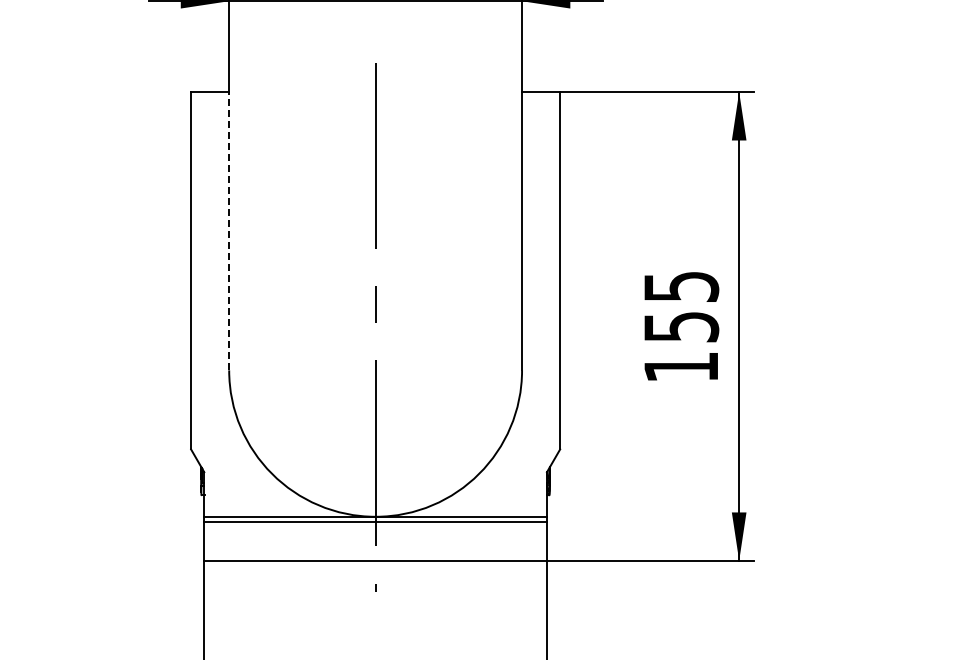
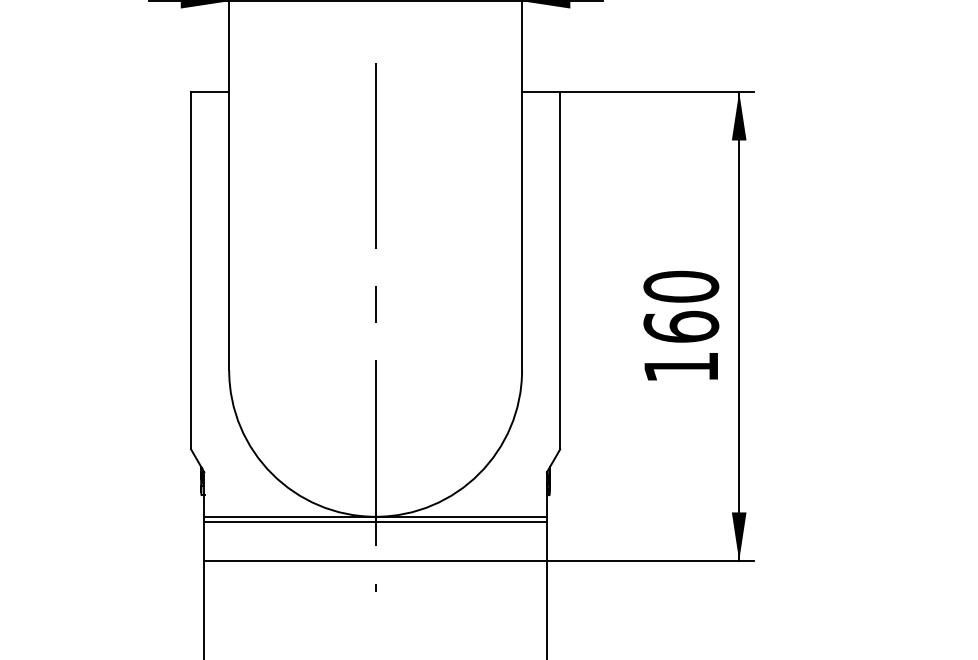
line: dashed -> solid (229, 230)
text: 155 -> 160 (681, 306)
